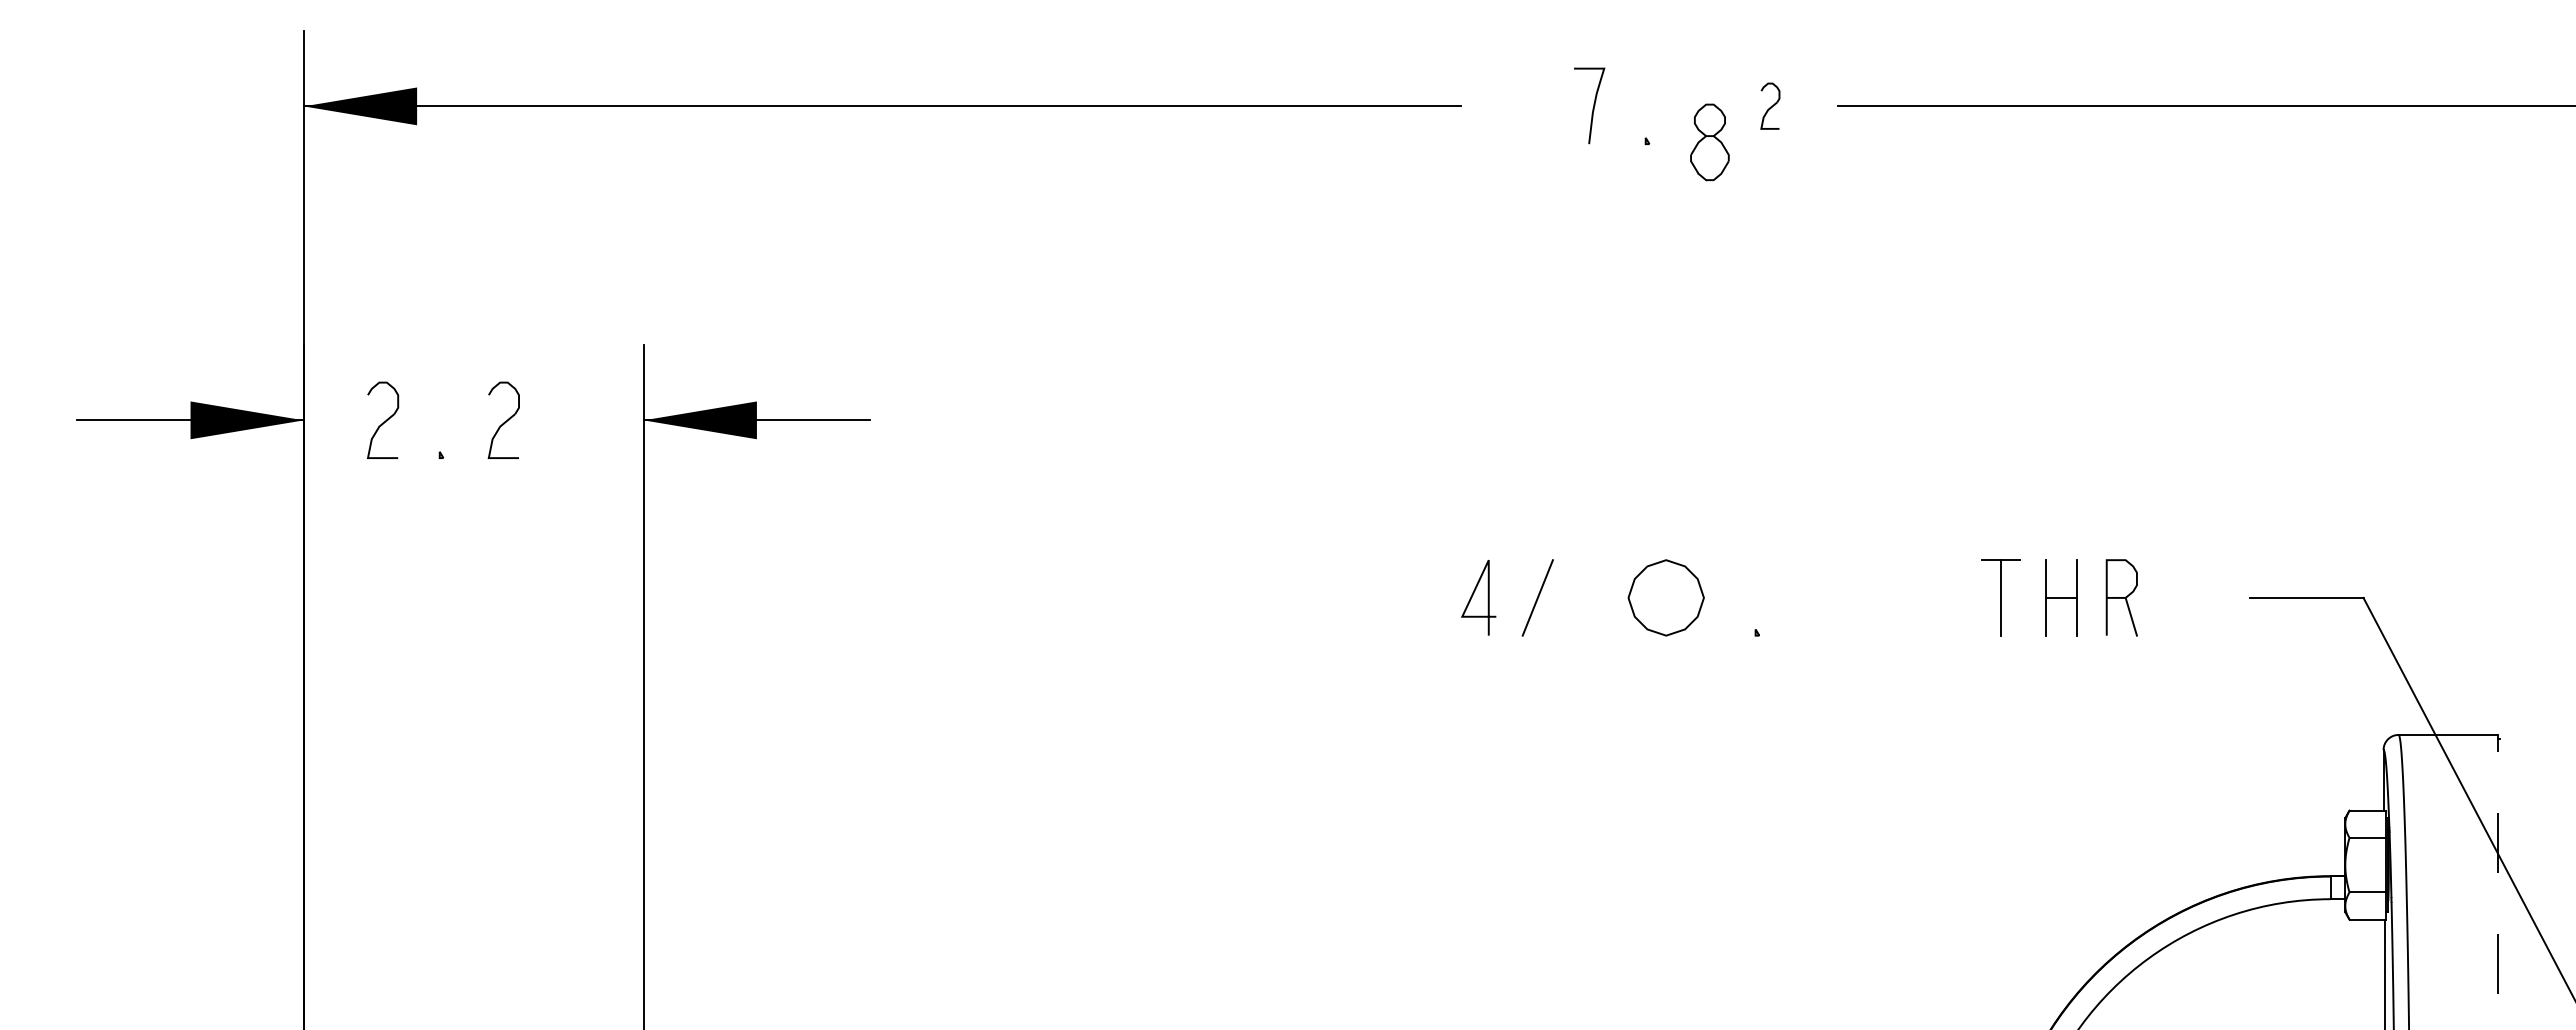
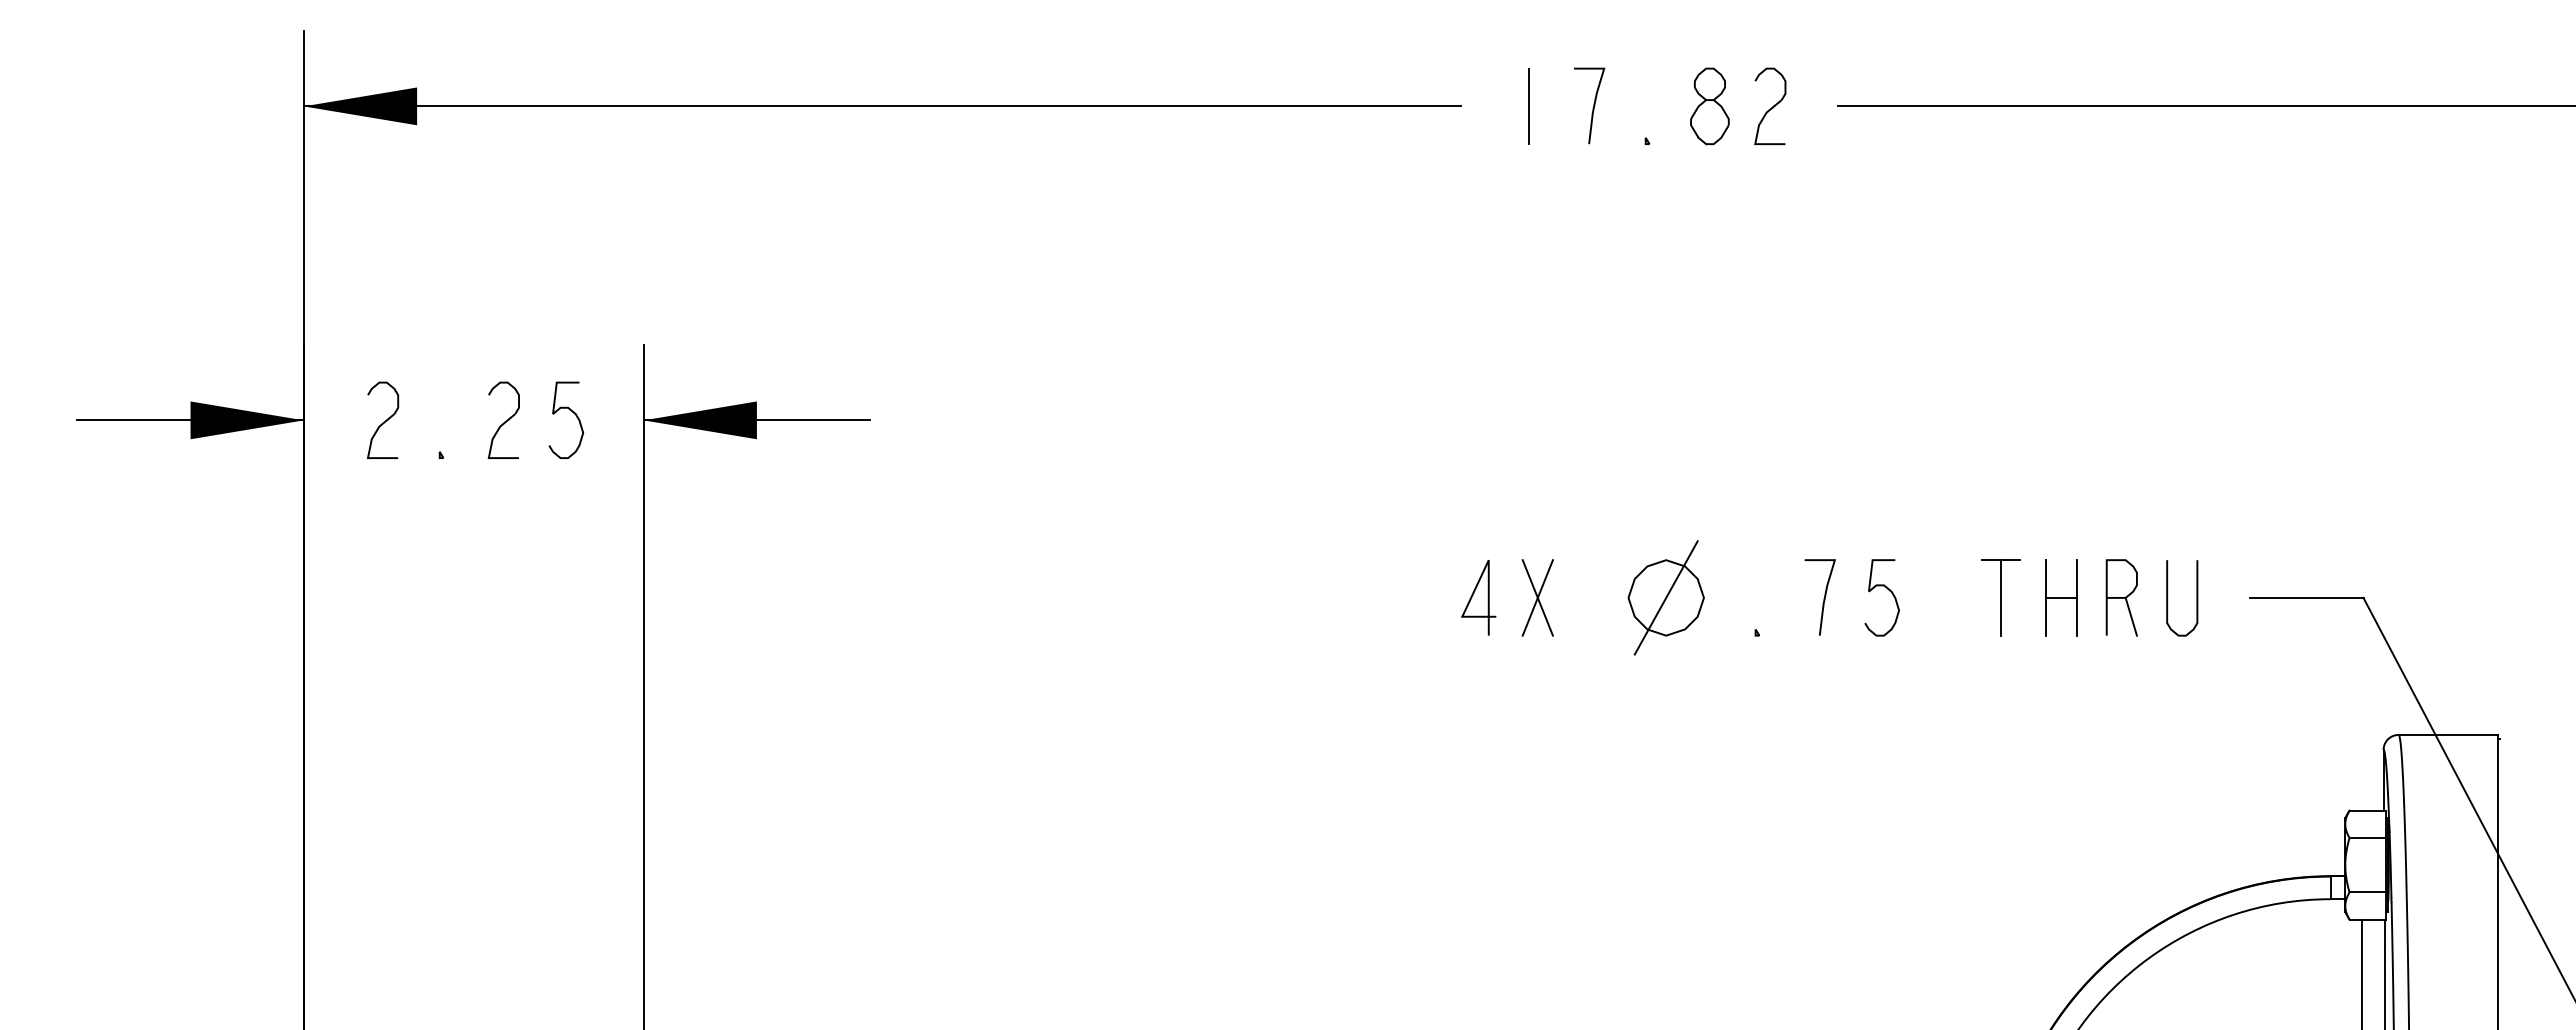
part size: 21x48 px -> 33x78 px (1770, 105)
line: none -> present (1528, 106)
part position: (1709, 142) -> (1709, 106) (1709, 106)
curve: none -> present (569, 410)
curve: none -> present (1888, 590)
line: none -> present (1537, 597)
line: none -> present (1665, 597)
curve: none -> present (1823, 598)
curve: none -> present (2168, 598)
line: dashed -> solid (2497, 881)
line: none -> present (2362, 972)
